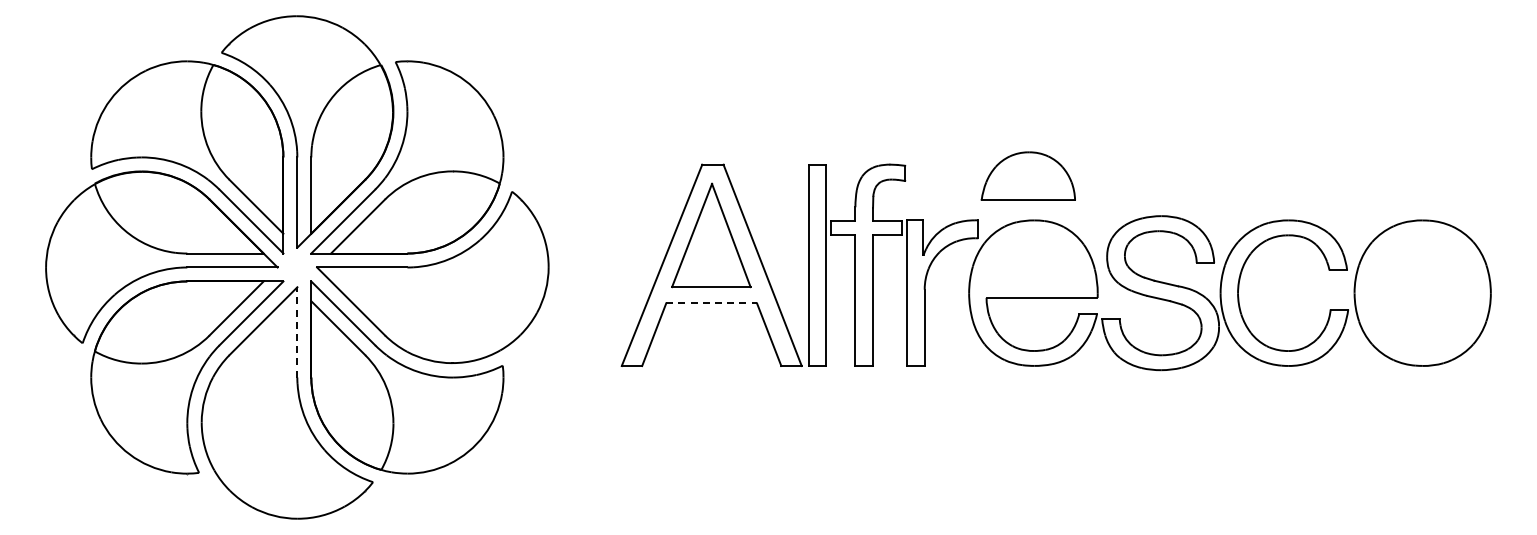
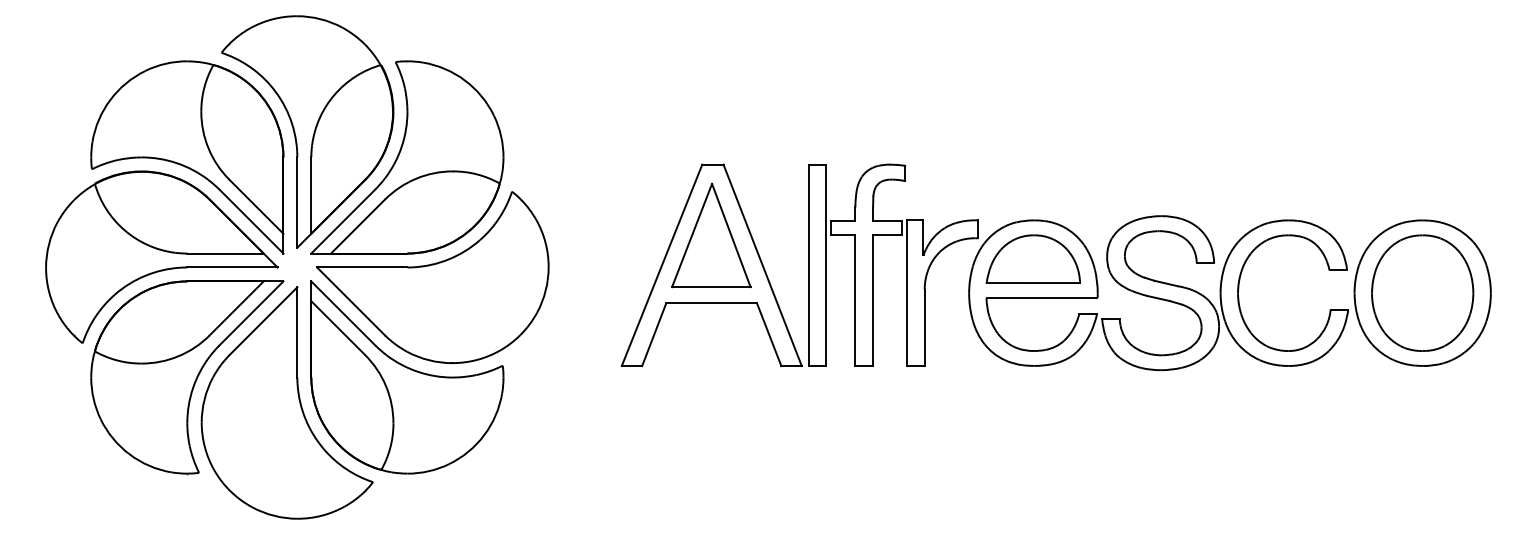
part position: (1027, 175) -> (1032, 258) (1032, 258)
part: none -> present (1422, 292)
line: dashed -> solid (712, 303)
line: dashed -> solid (297, 331)
